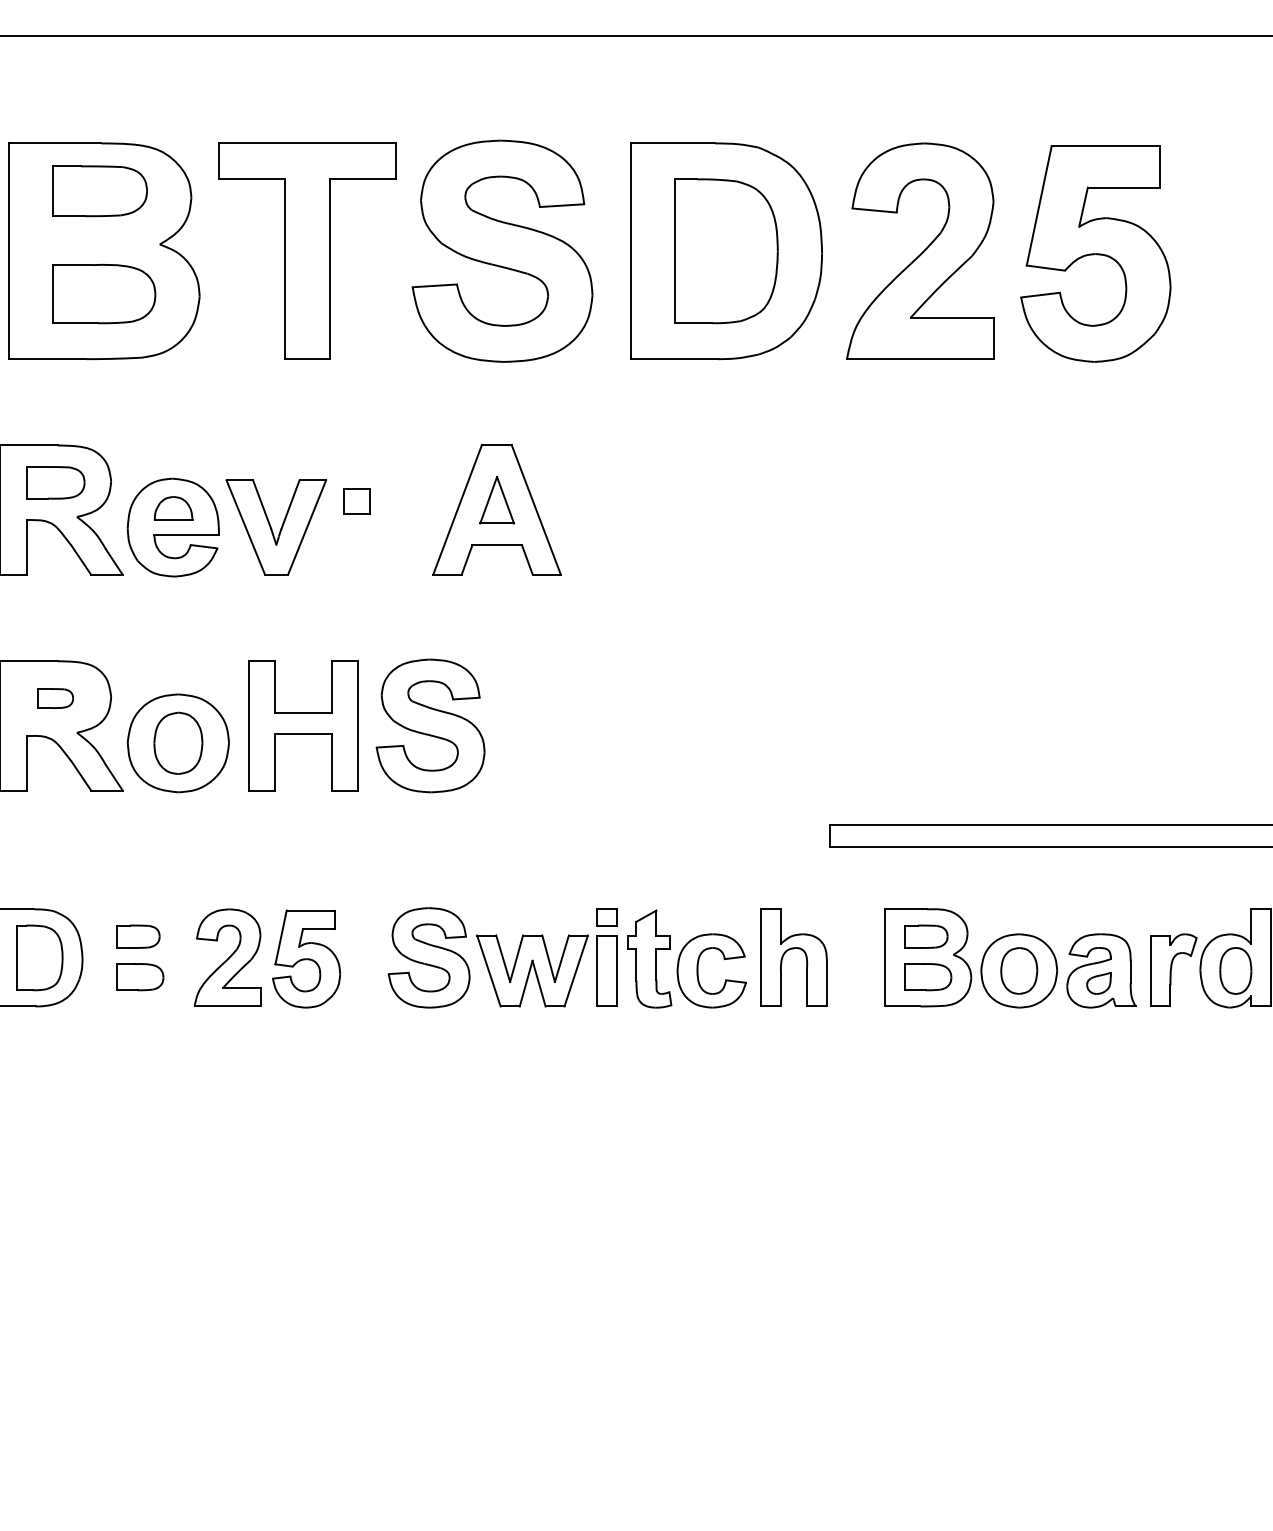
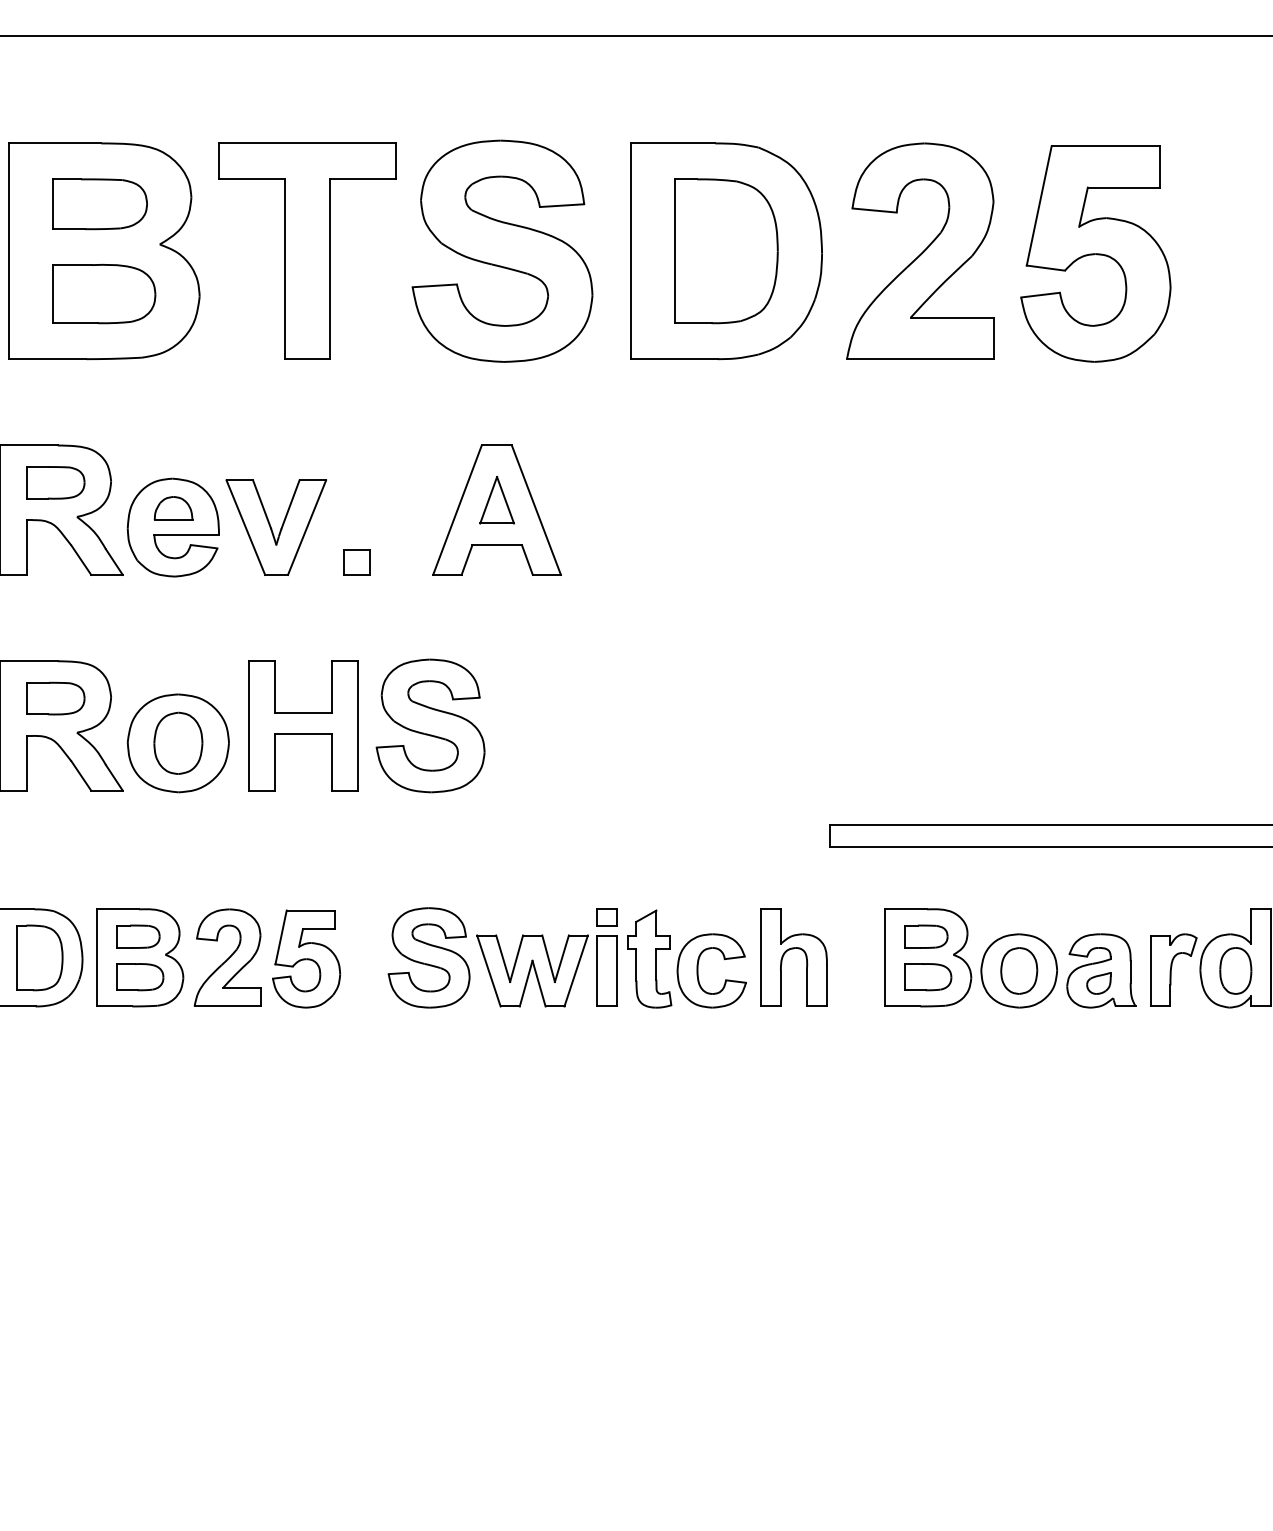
part position: (99, 191) -> (99, 204) (99, 204)
part position: (356, 501) -> (356, 562) (356, 562)
part size: 37x21 px -> 60x35 px (55, 698)
part: none -> present (140, 957)
